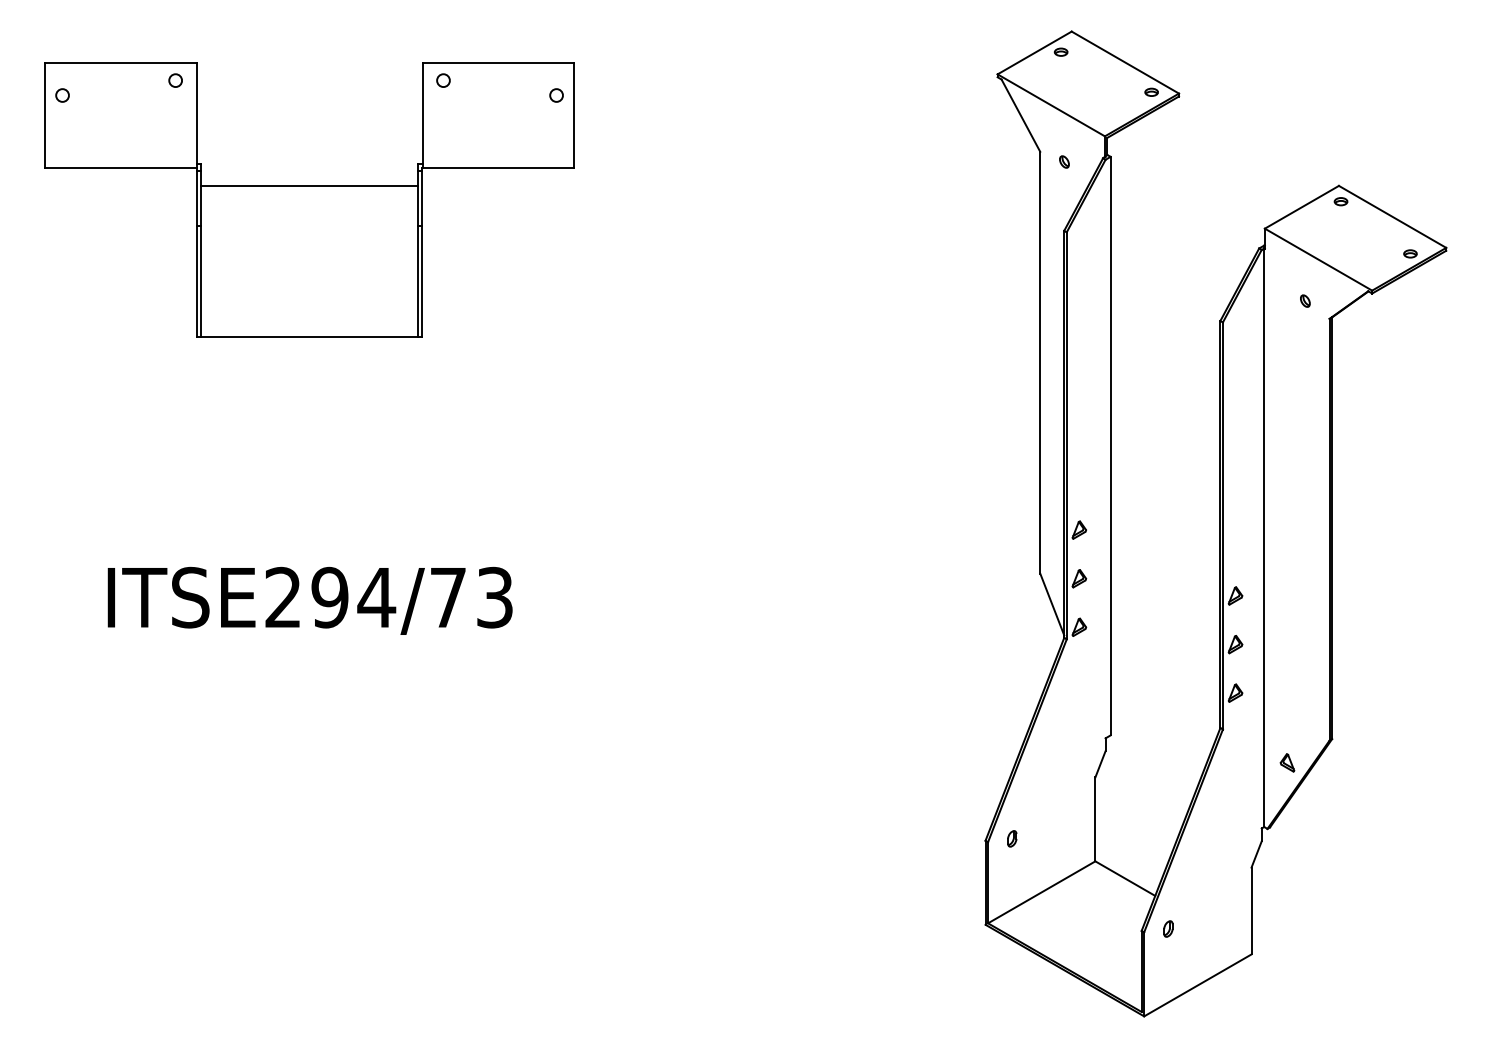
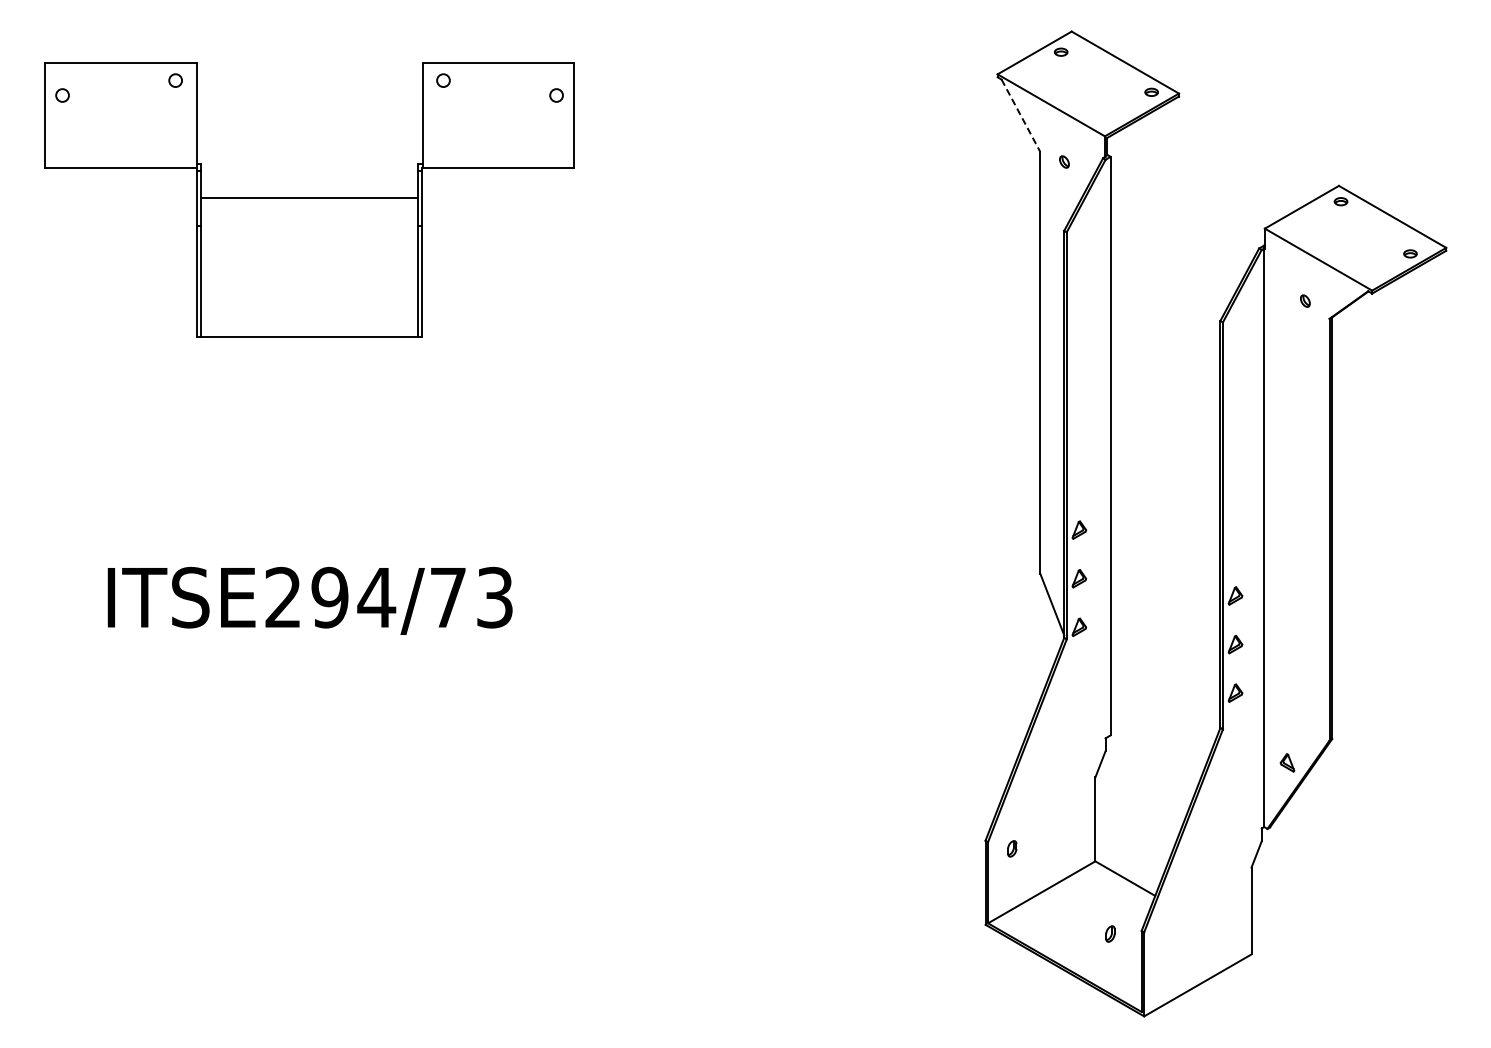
line: solid -> dashed (1020, 115)
line position: (309, 185) -> (309, 197) (309, 197)
part position: (1012, 838) -> (1012, 848) (1012, 848)
part position: (1168, 928) -> (1110, 933) (1110, 933)
